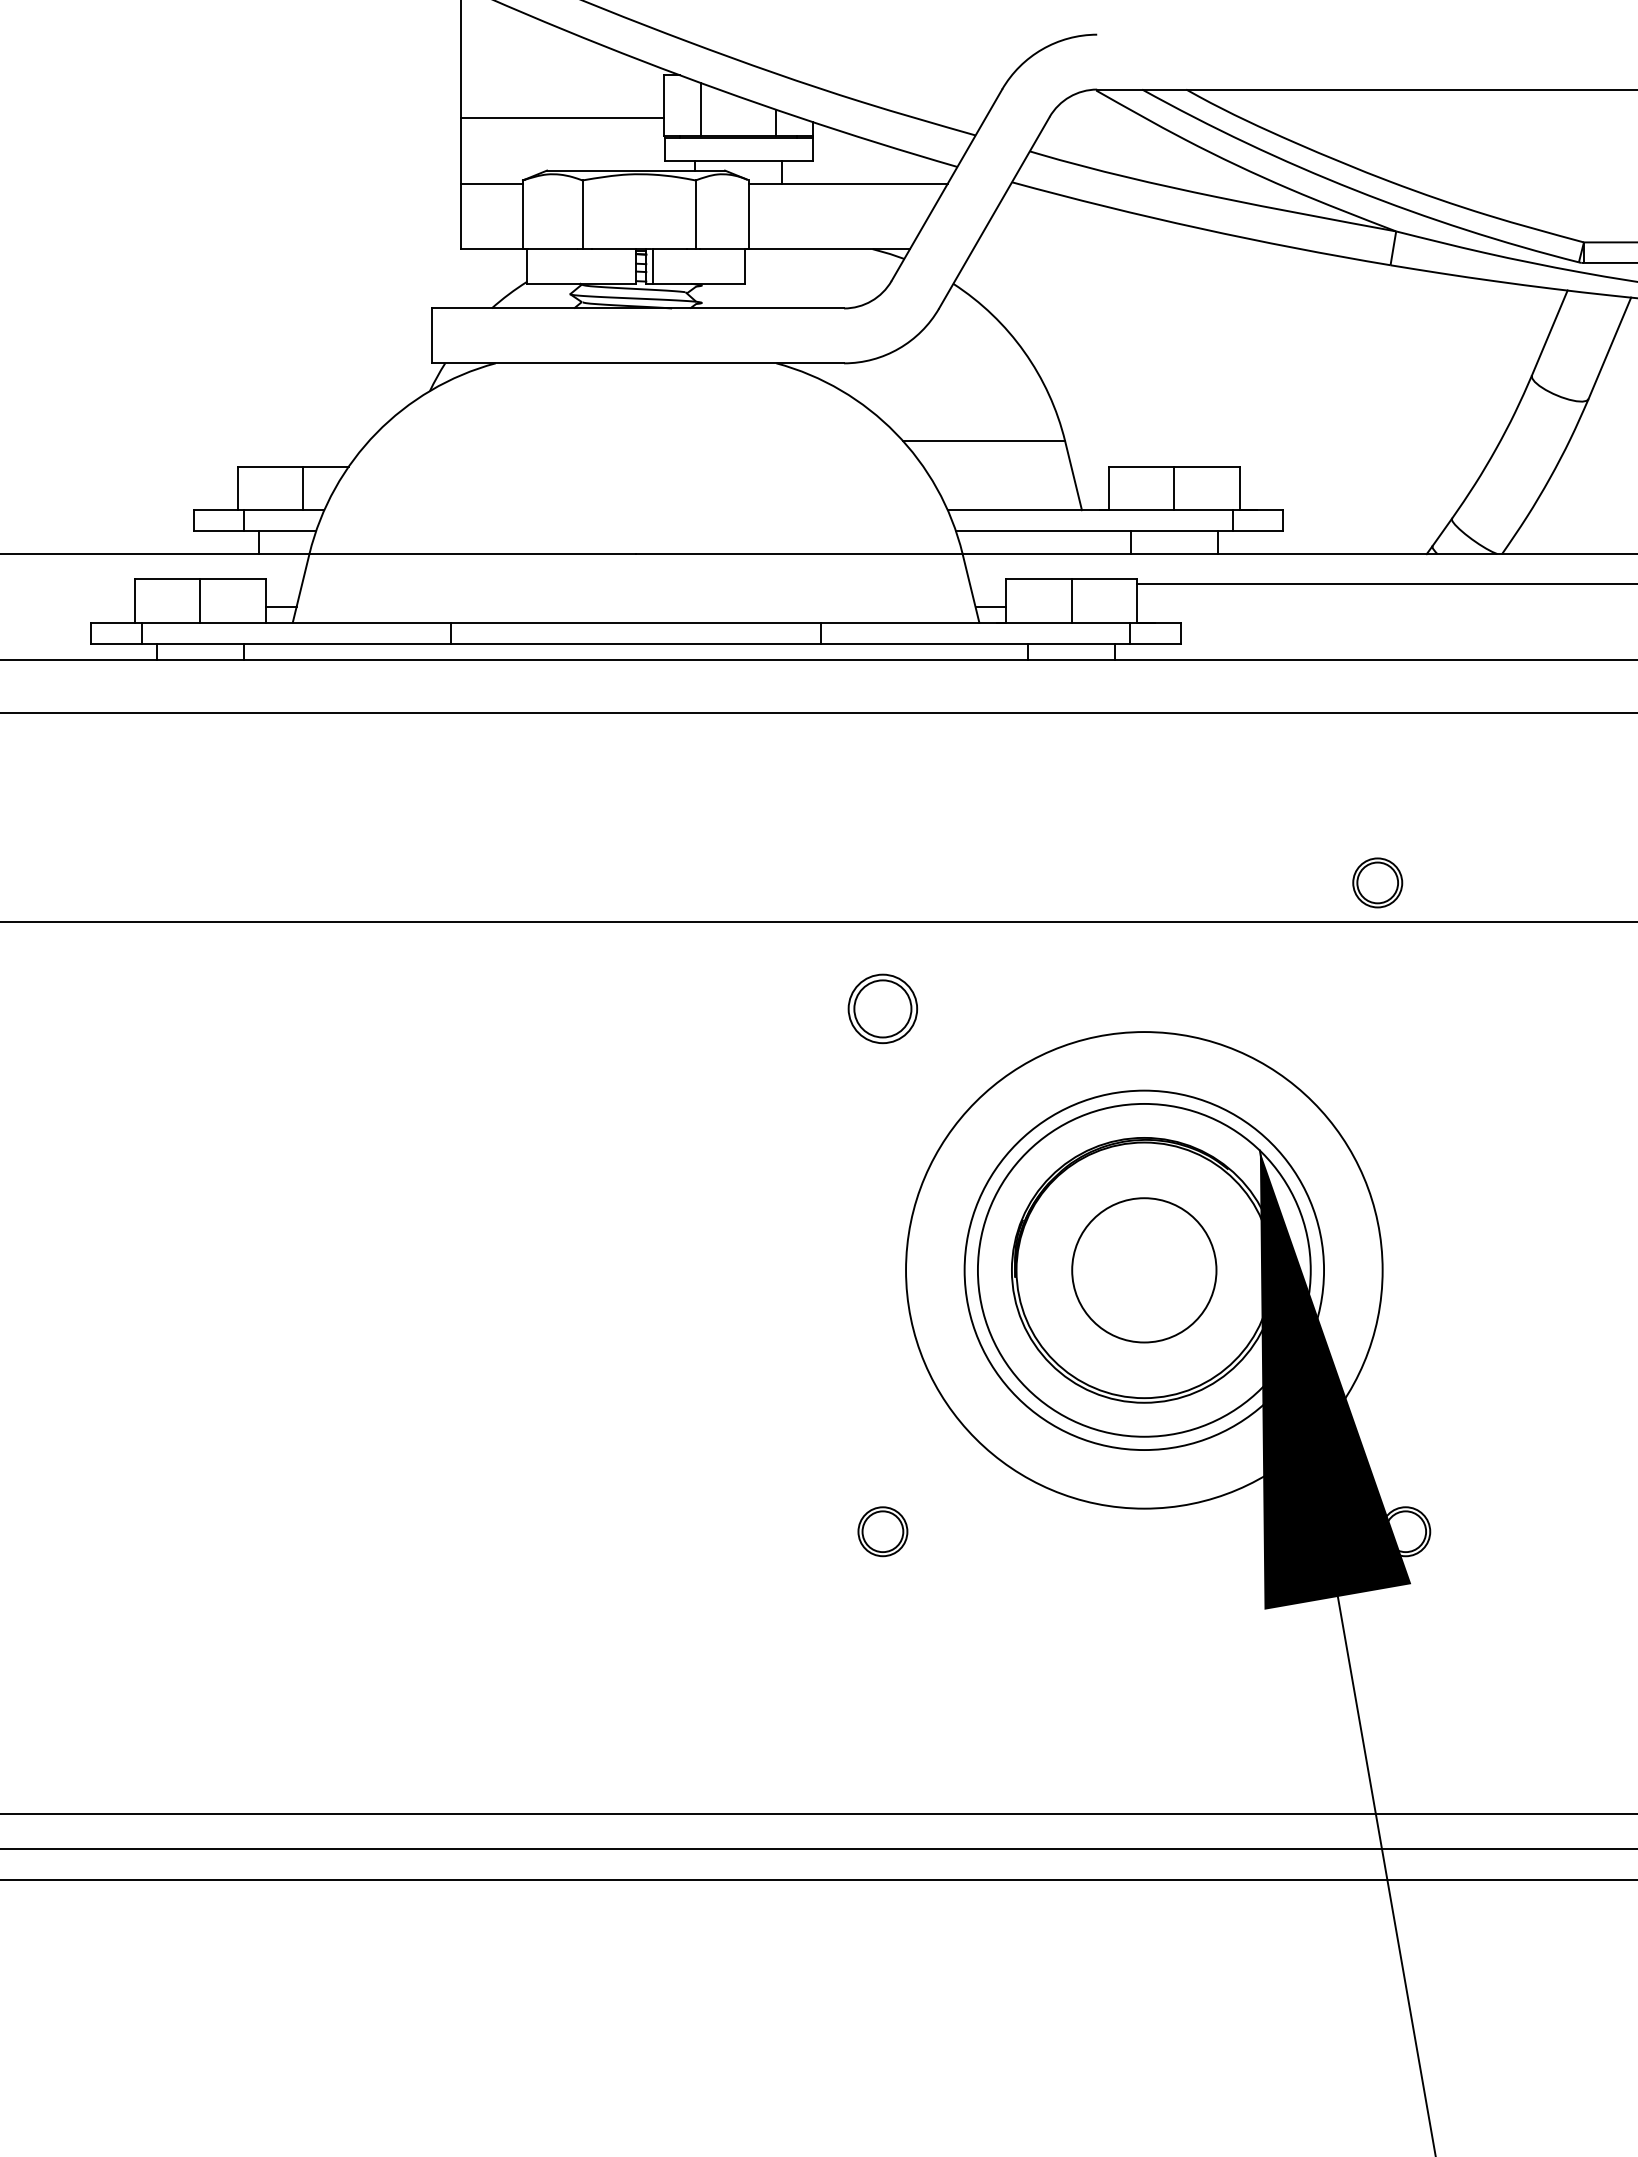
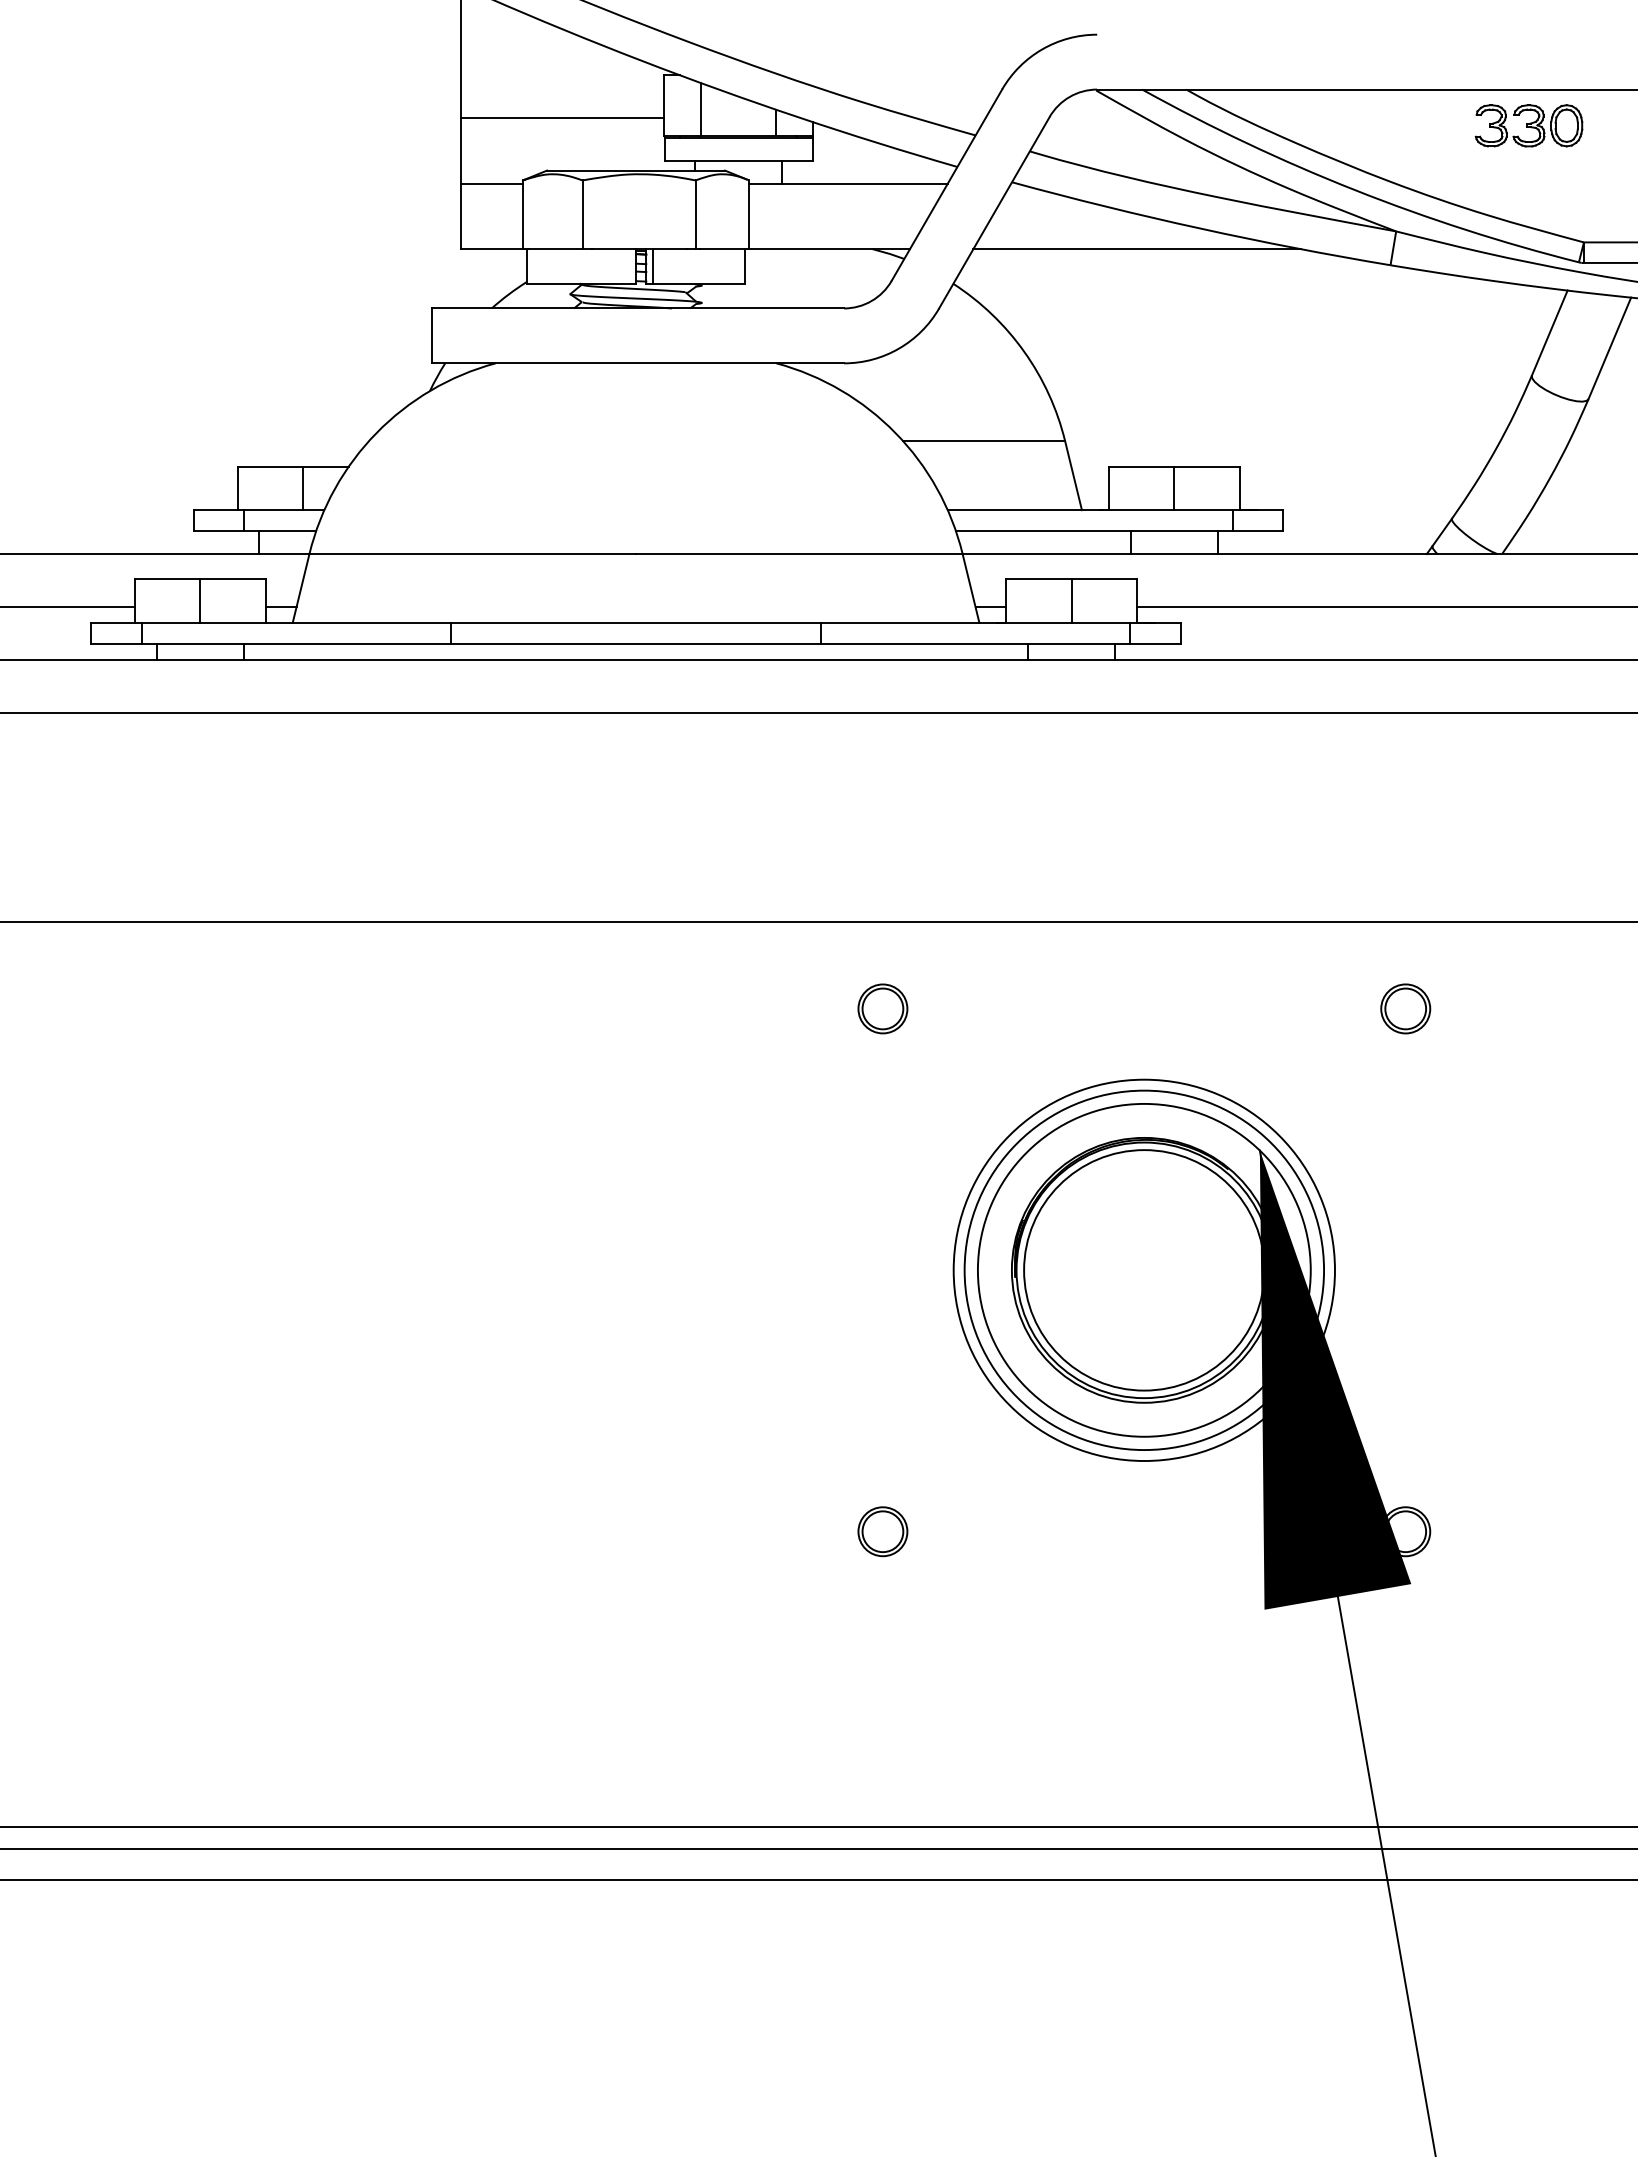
part: none -> present (1528, 125)
line: none -> present (1136, 249)
line position: (1385, 584) -> (1385, 607) (1385, 607)
line: none -> present (68, 607)
part position: (1377, 882) -> (1405, 1008) (1405, 1008)
part size: 71x72 px -> 52x52 px (882, 1008)
circle diameter: 144 px -> 240 px (1144, 1270)
circle diameter: 477 px -> 381 px (1143, 1270)
line position: (818, 1814) -> (818, 1827) (818, 1827)
